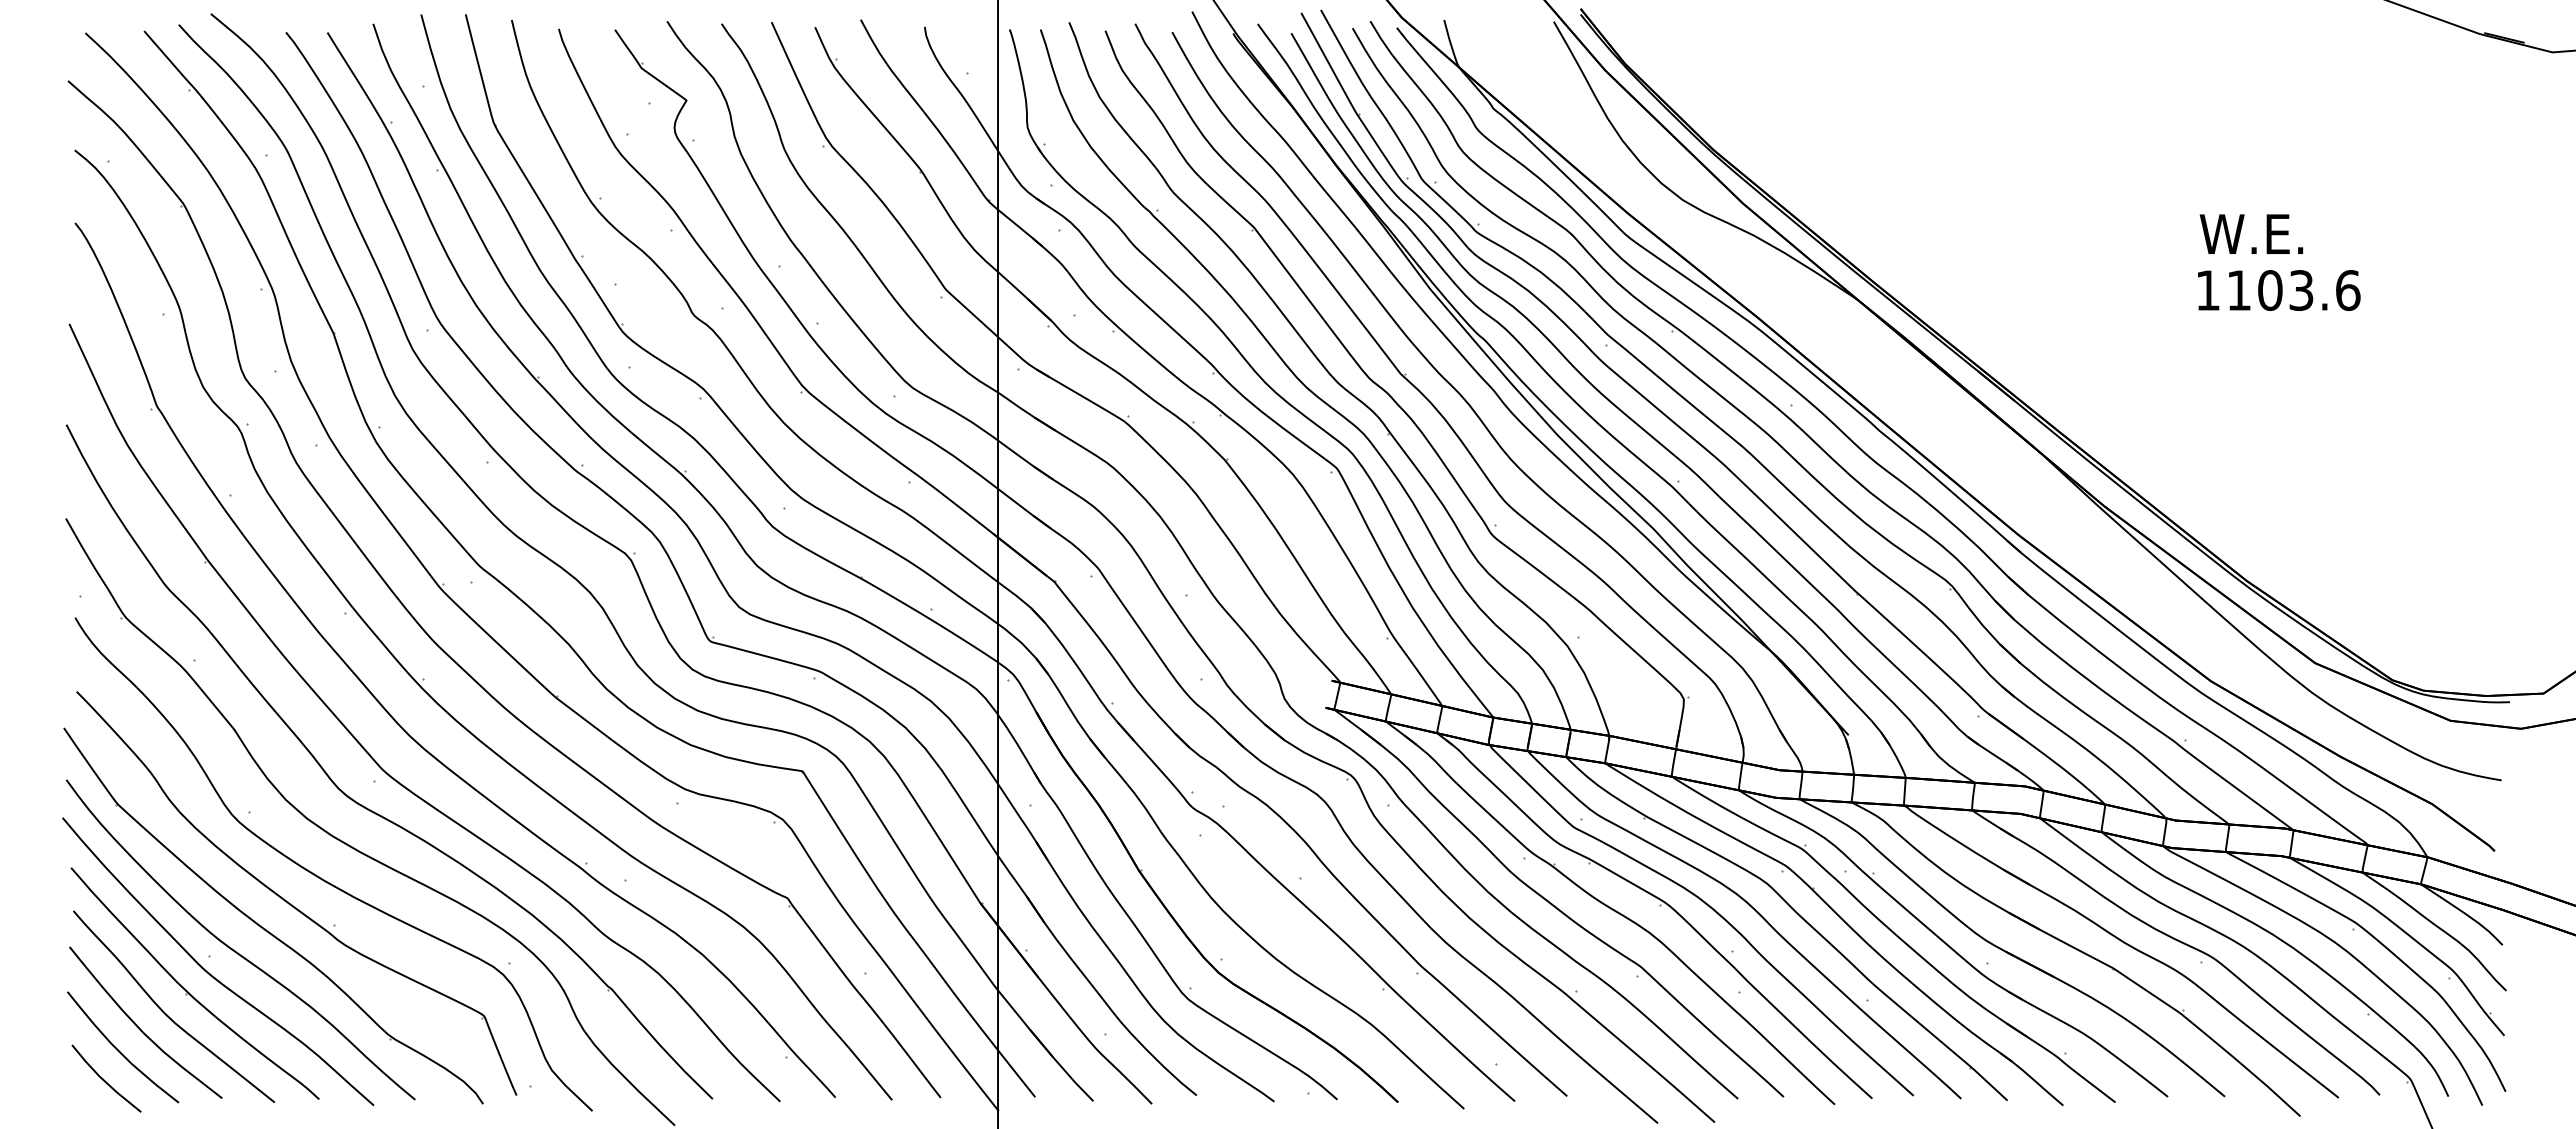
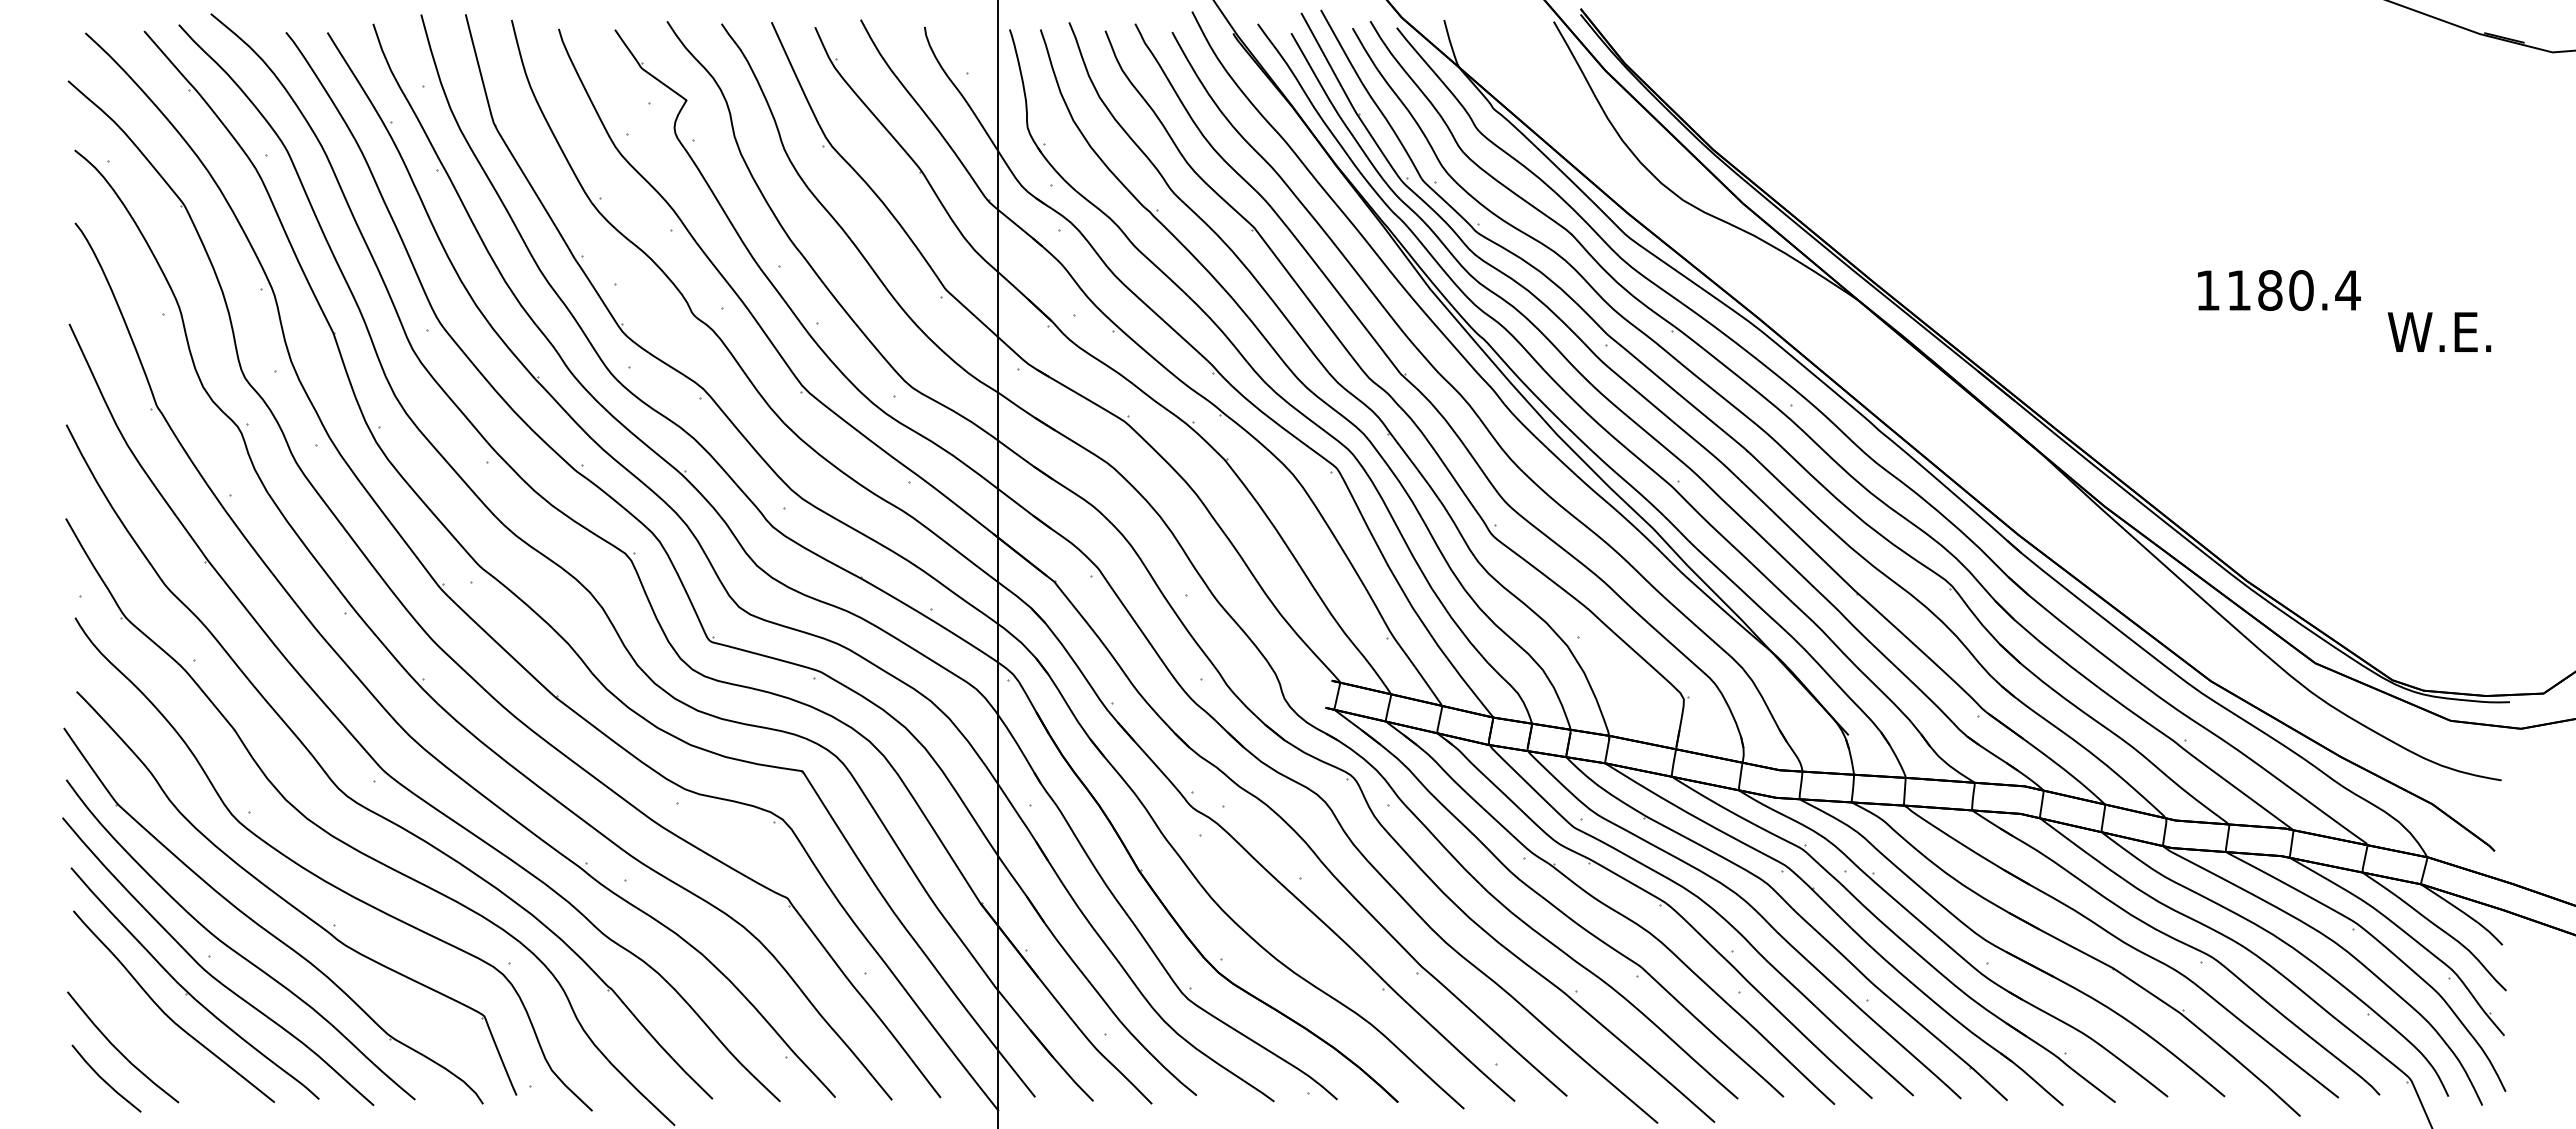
text position: (2251, 233) -> (2439, 331) (2439, 331)
text: 1103.6 -> 1180.4 (2309, 290)
curve: present -> none (139, 1027)
